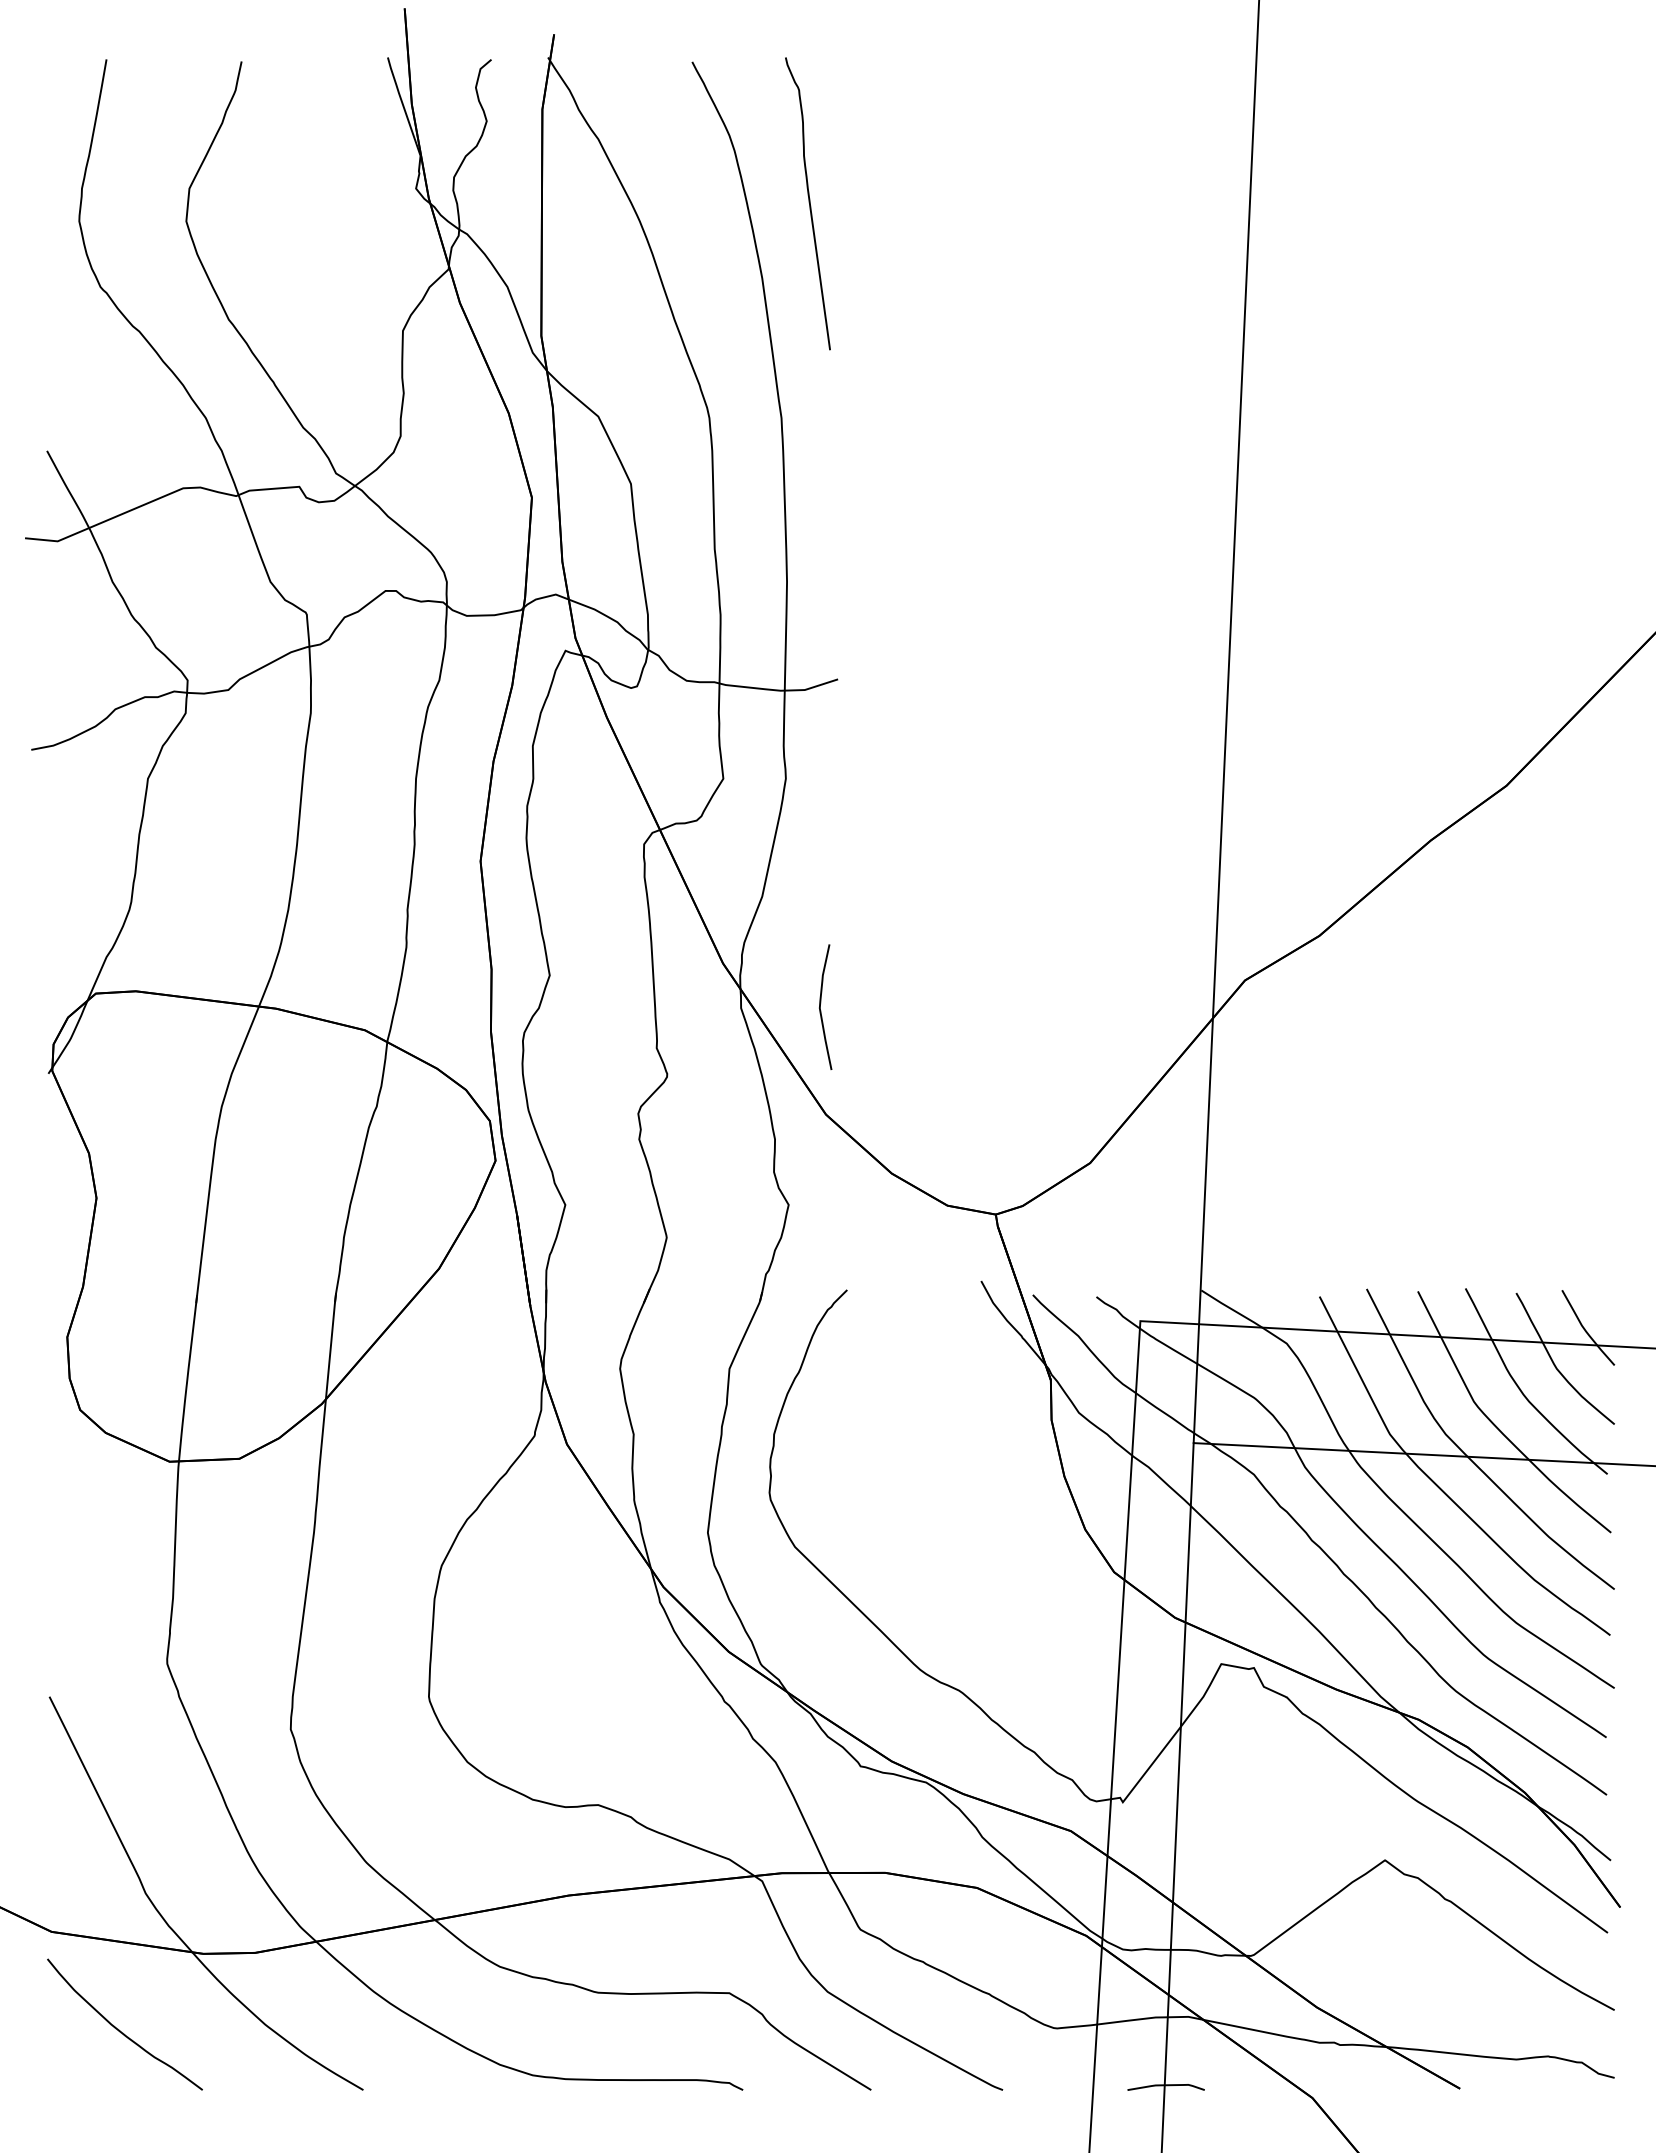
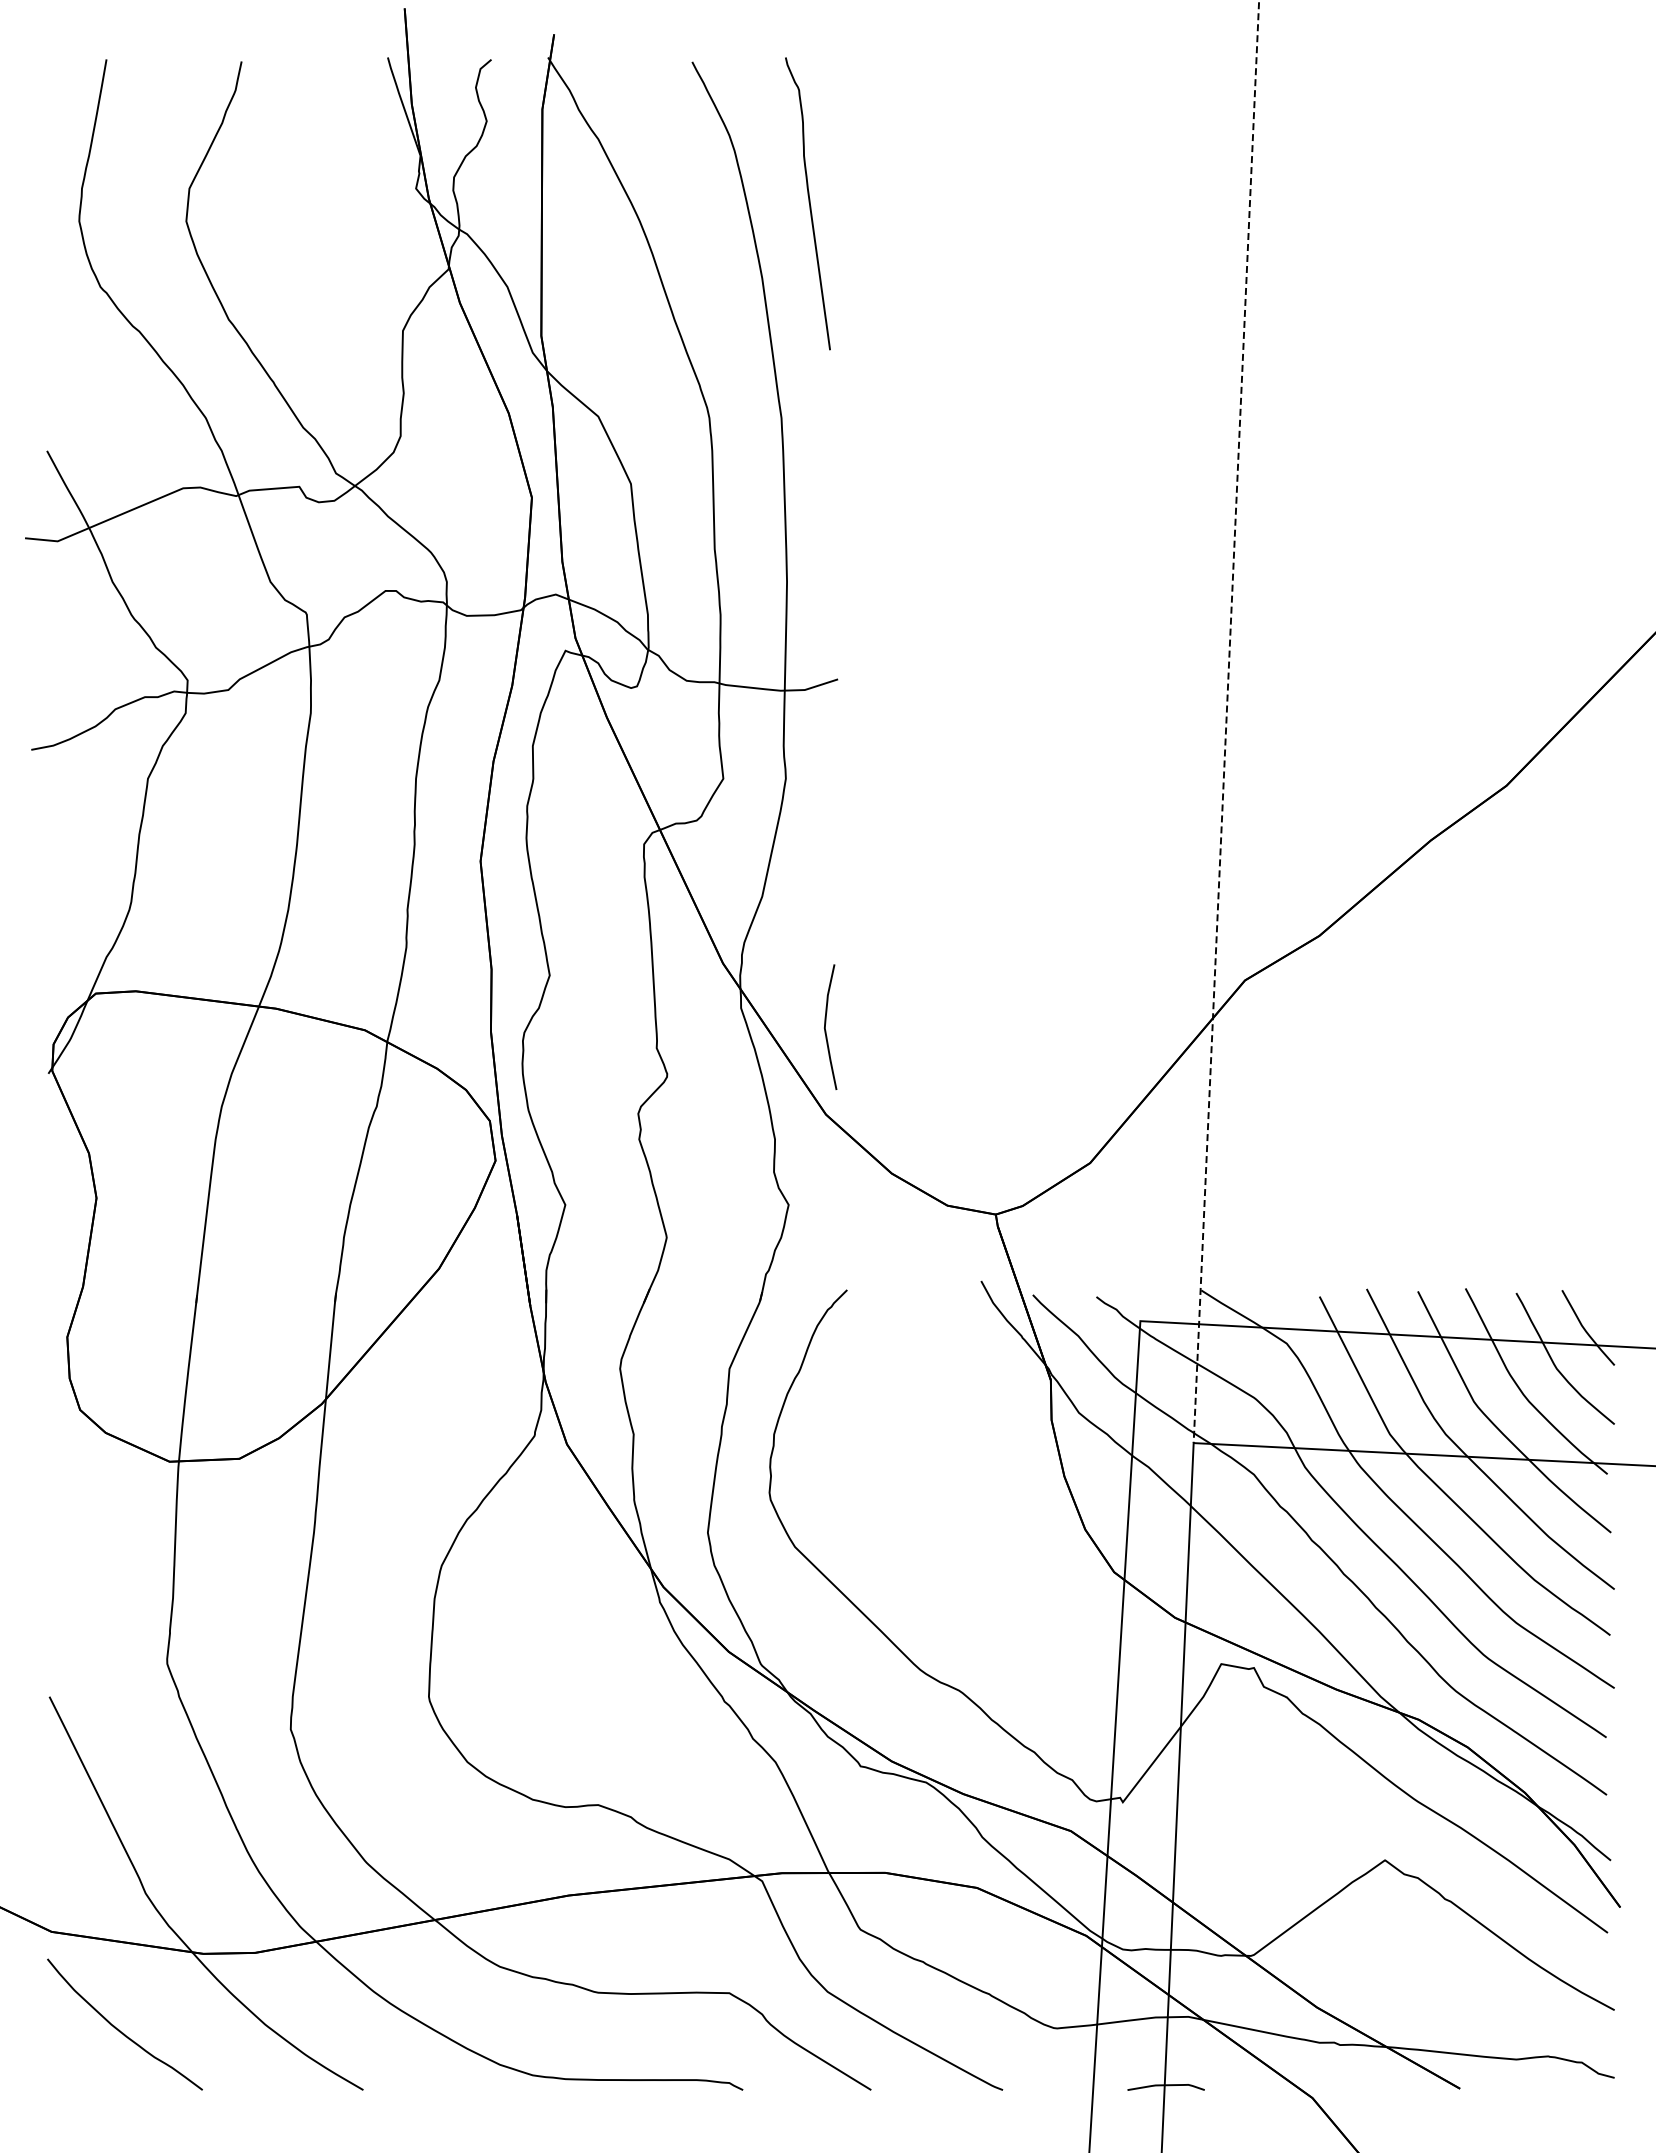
line: solid -> dashed (1226, 722)
curve position: (821, 1003) -> (826, 1023) (826, 1023)
